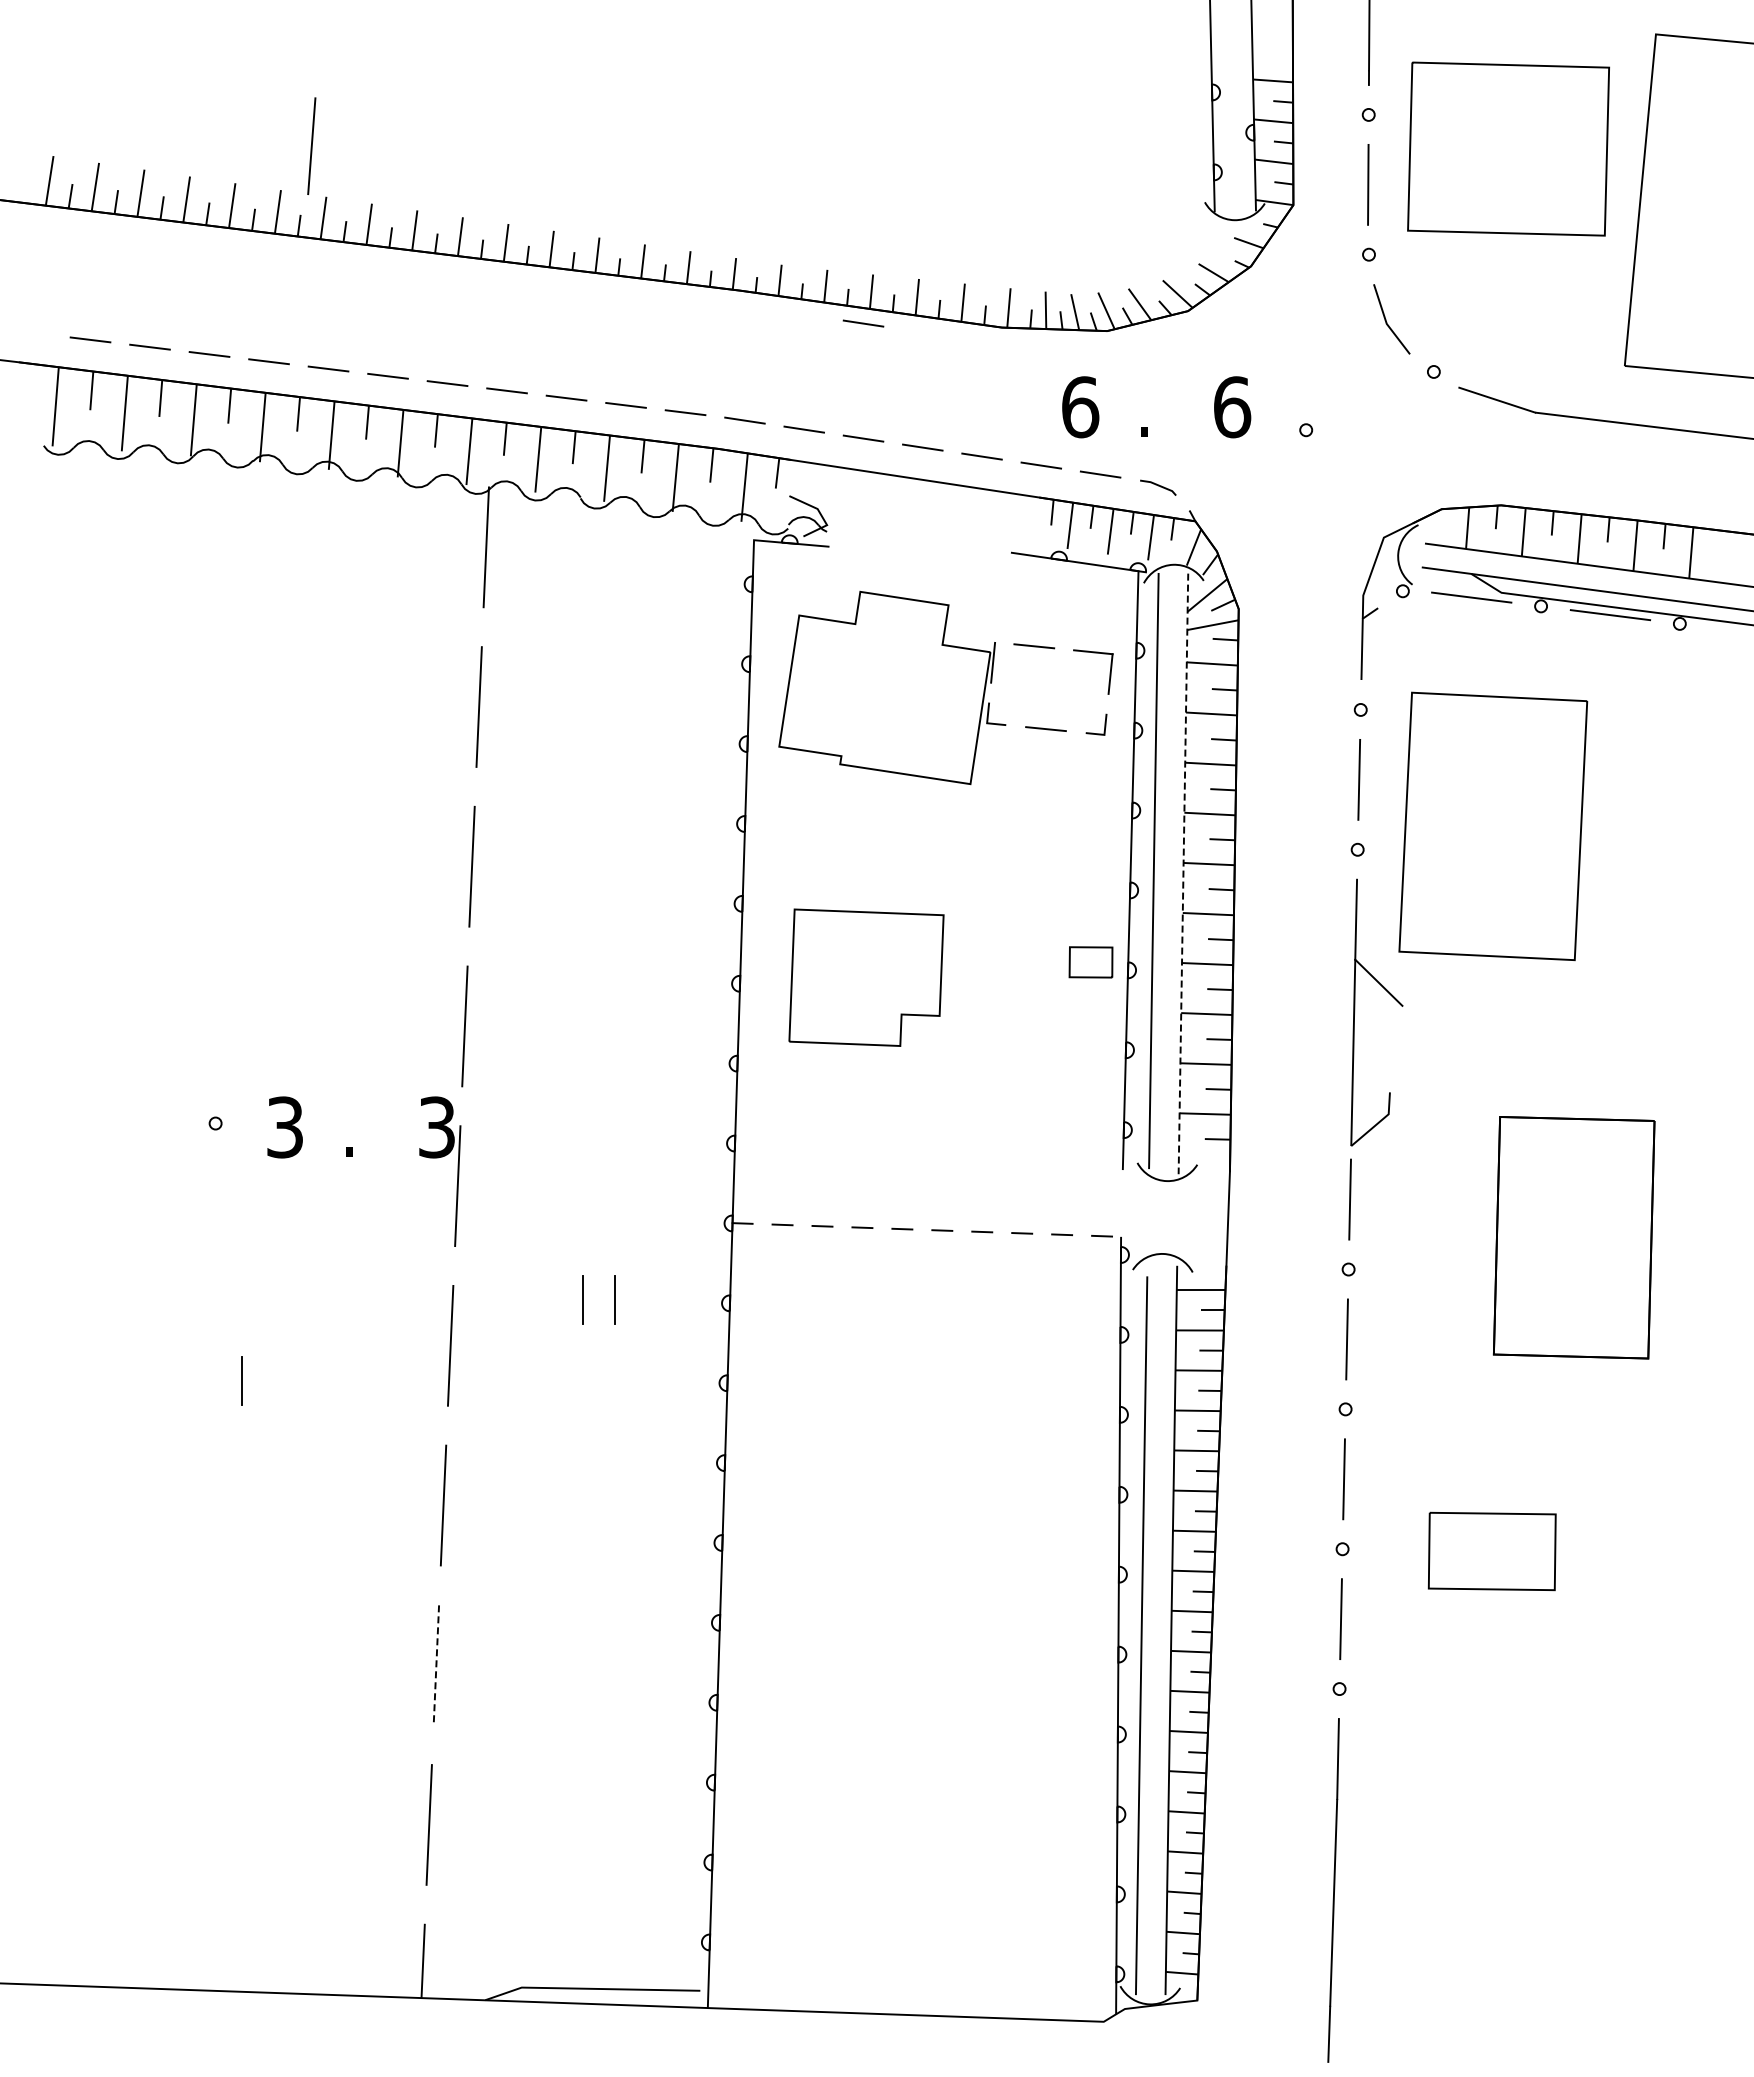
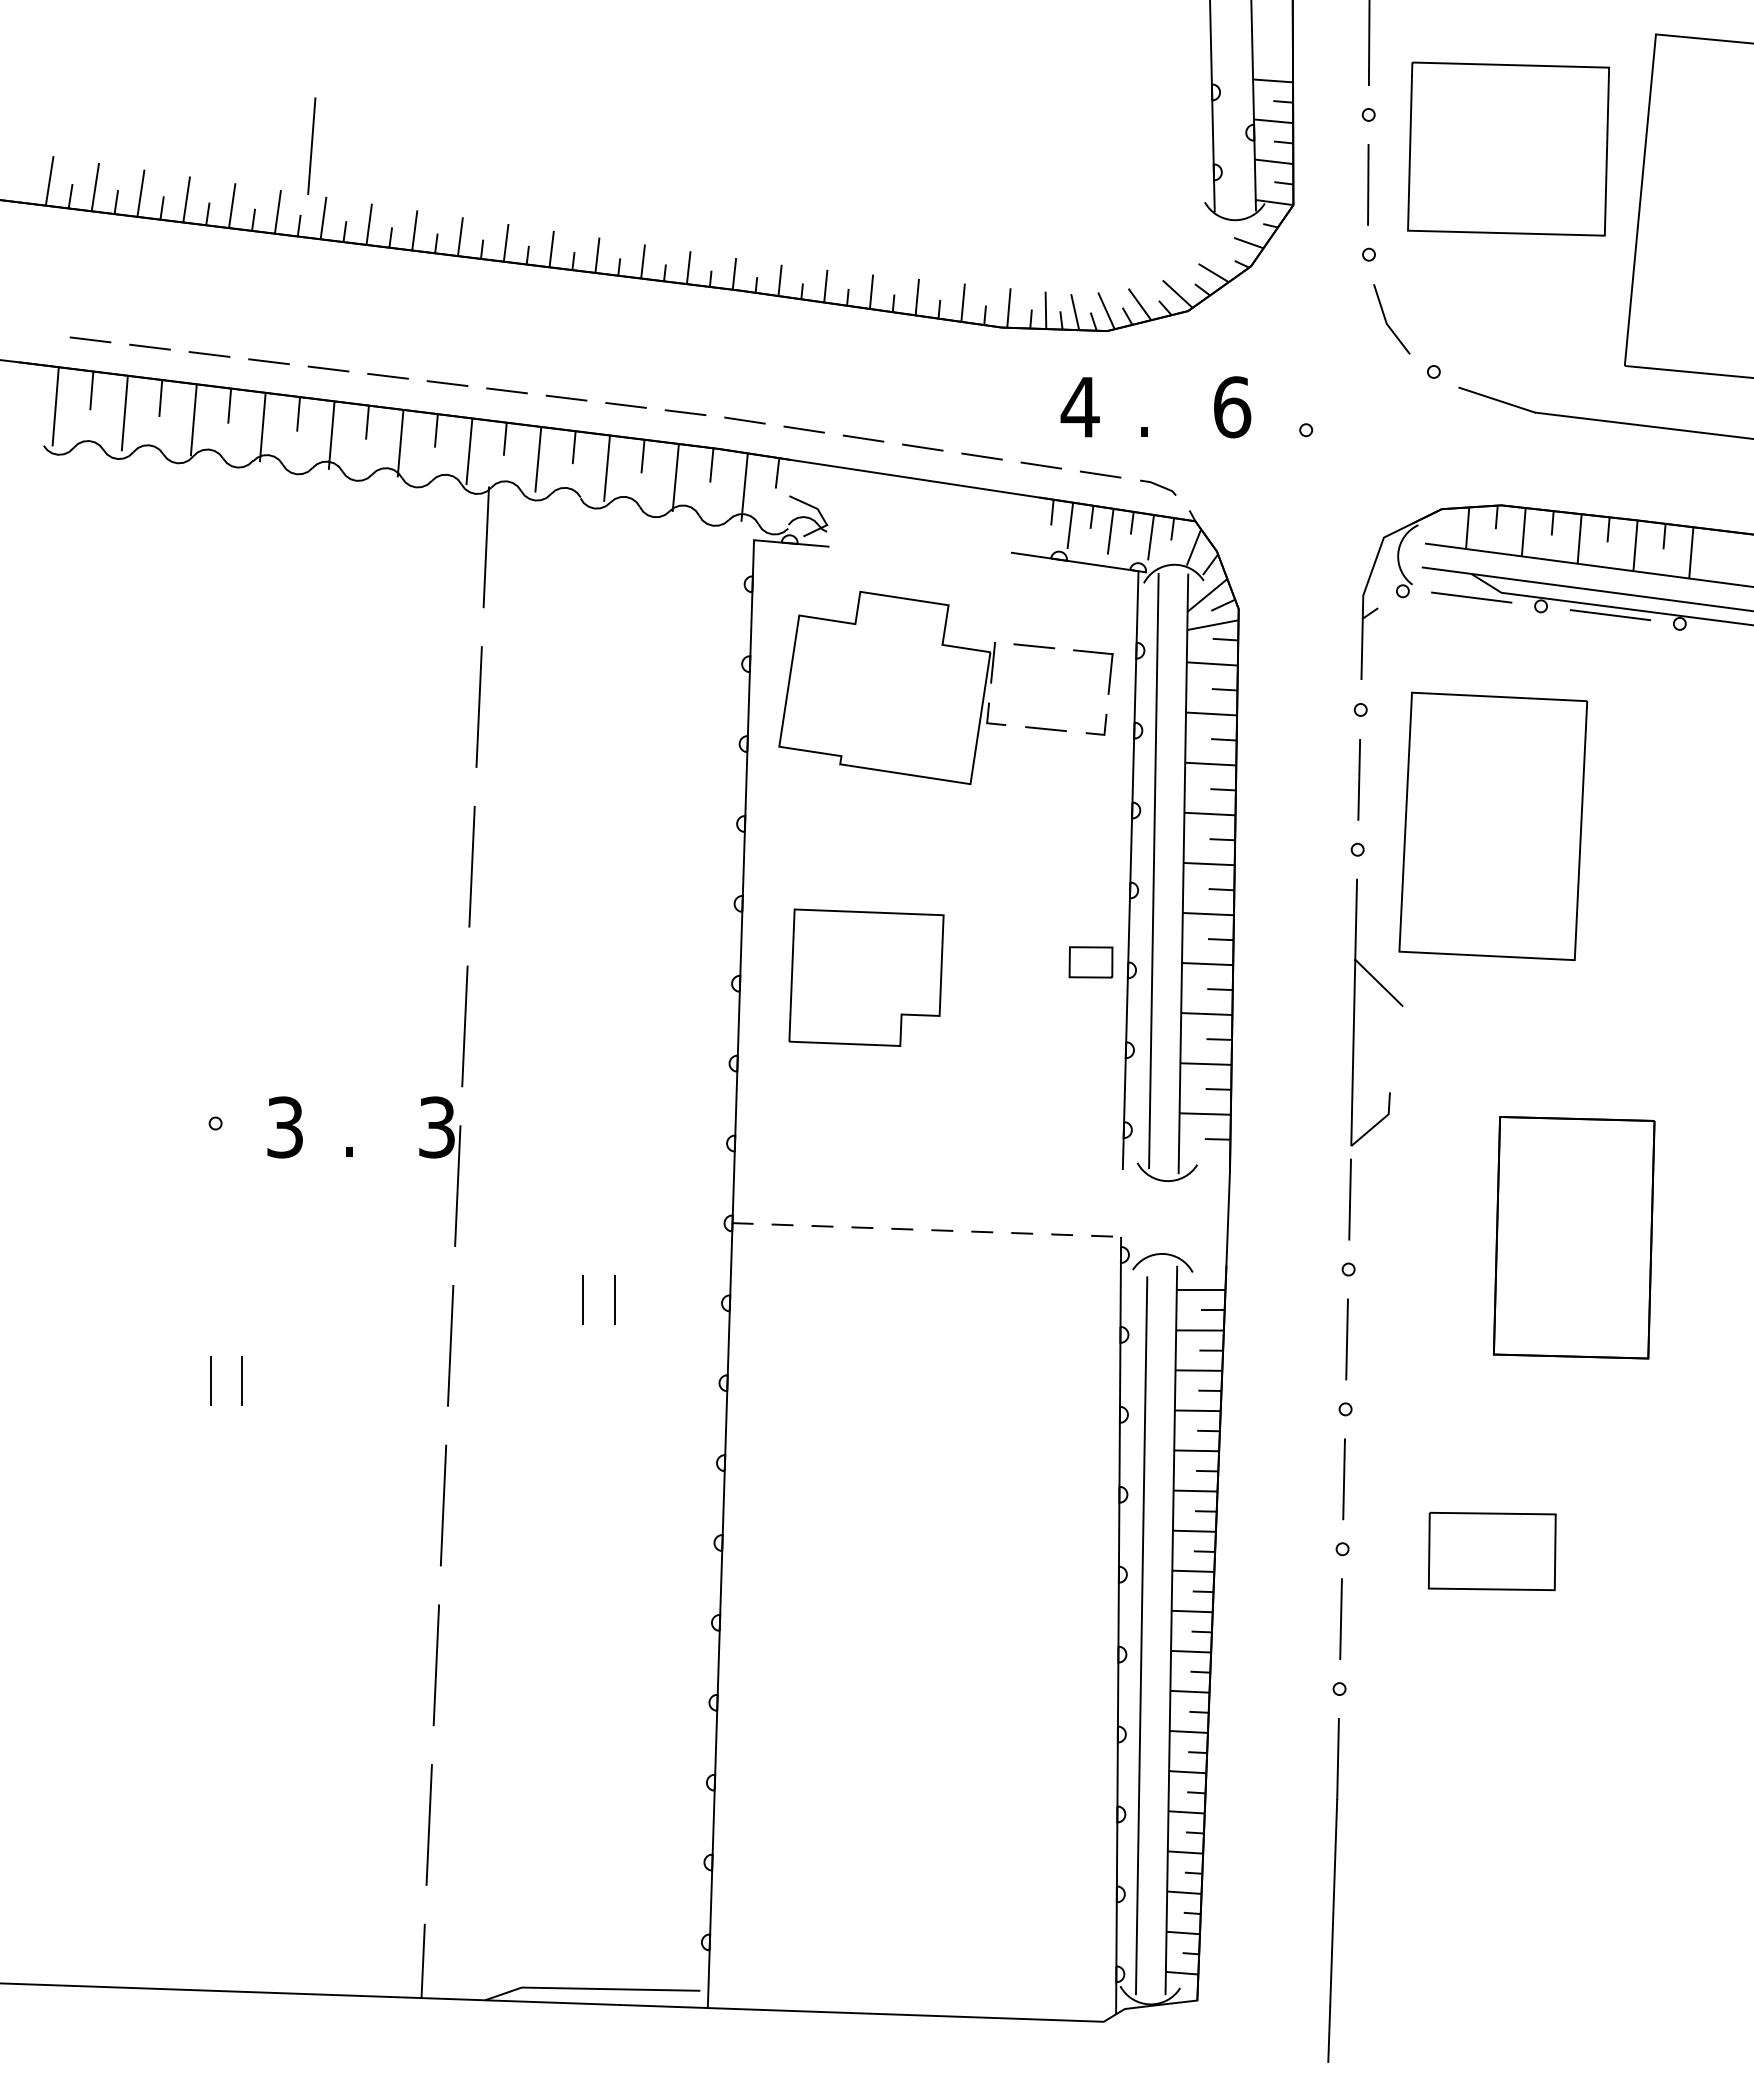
line: present -> none (863, 323)
text: 6 -> 4 (1079, 407)
line: dashed -> solid (1183, 874)
line: none -> present (210, 1380)
line: dashed -> solid (436, 1665)
